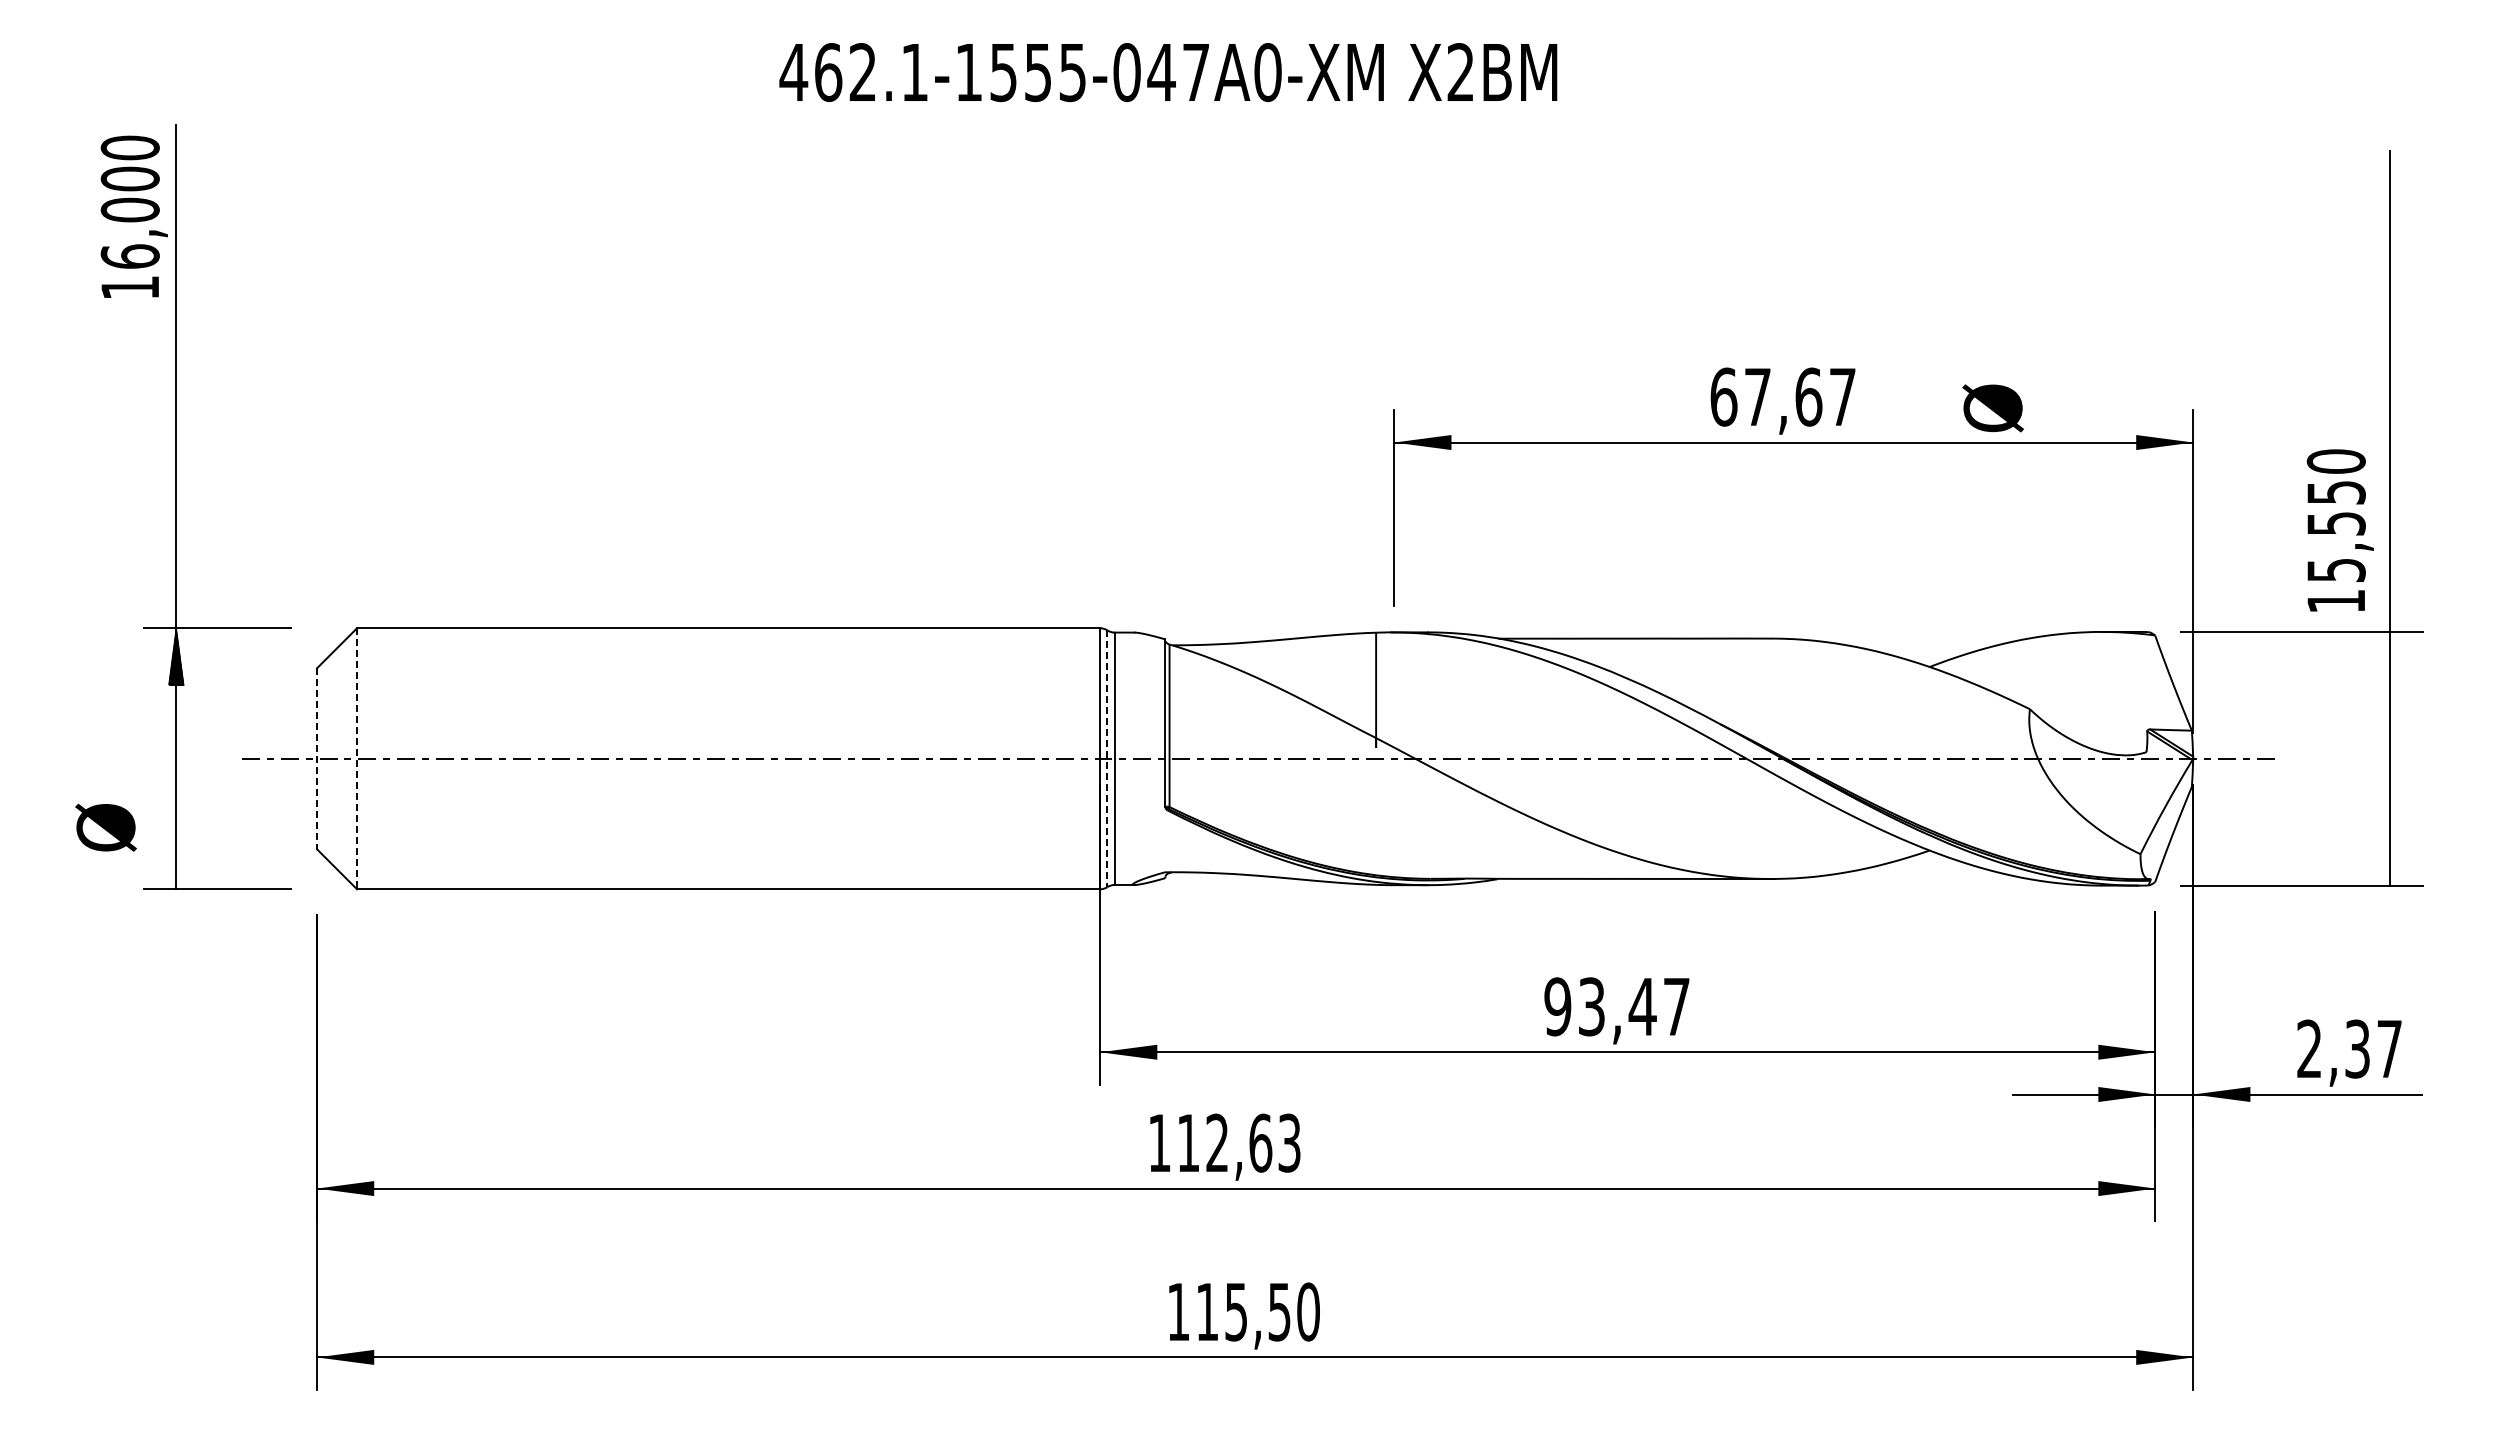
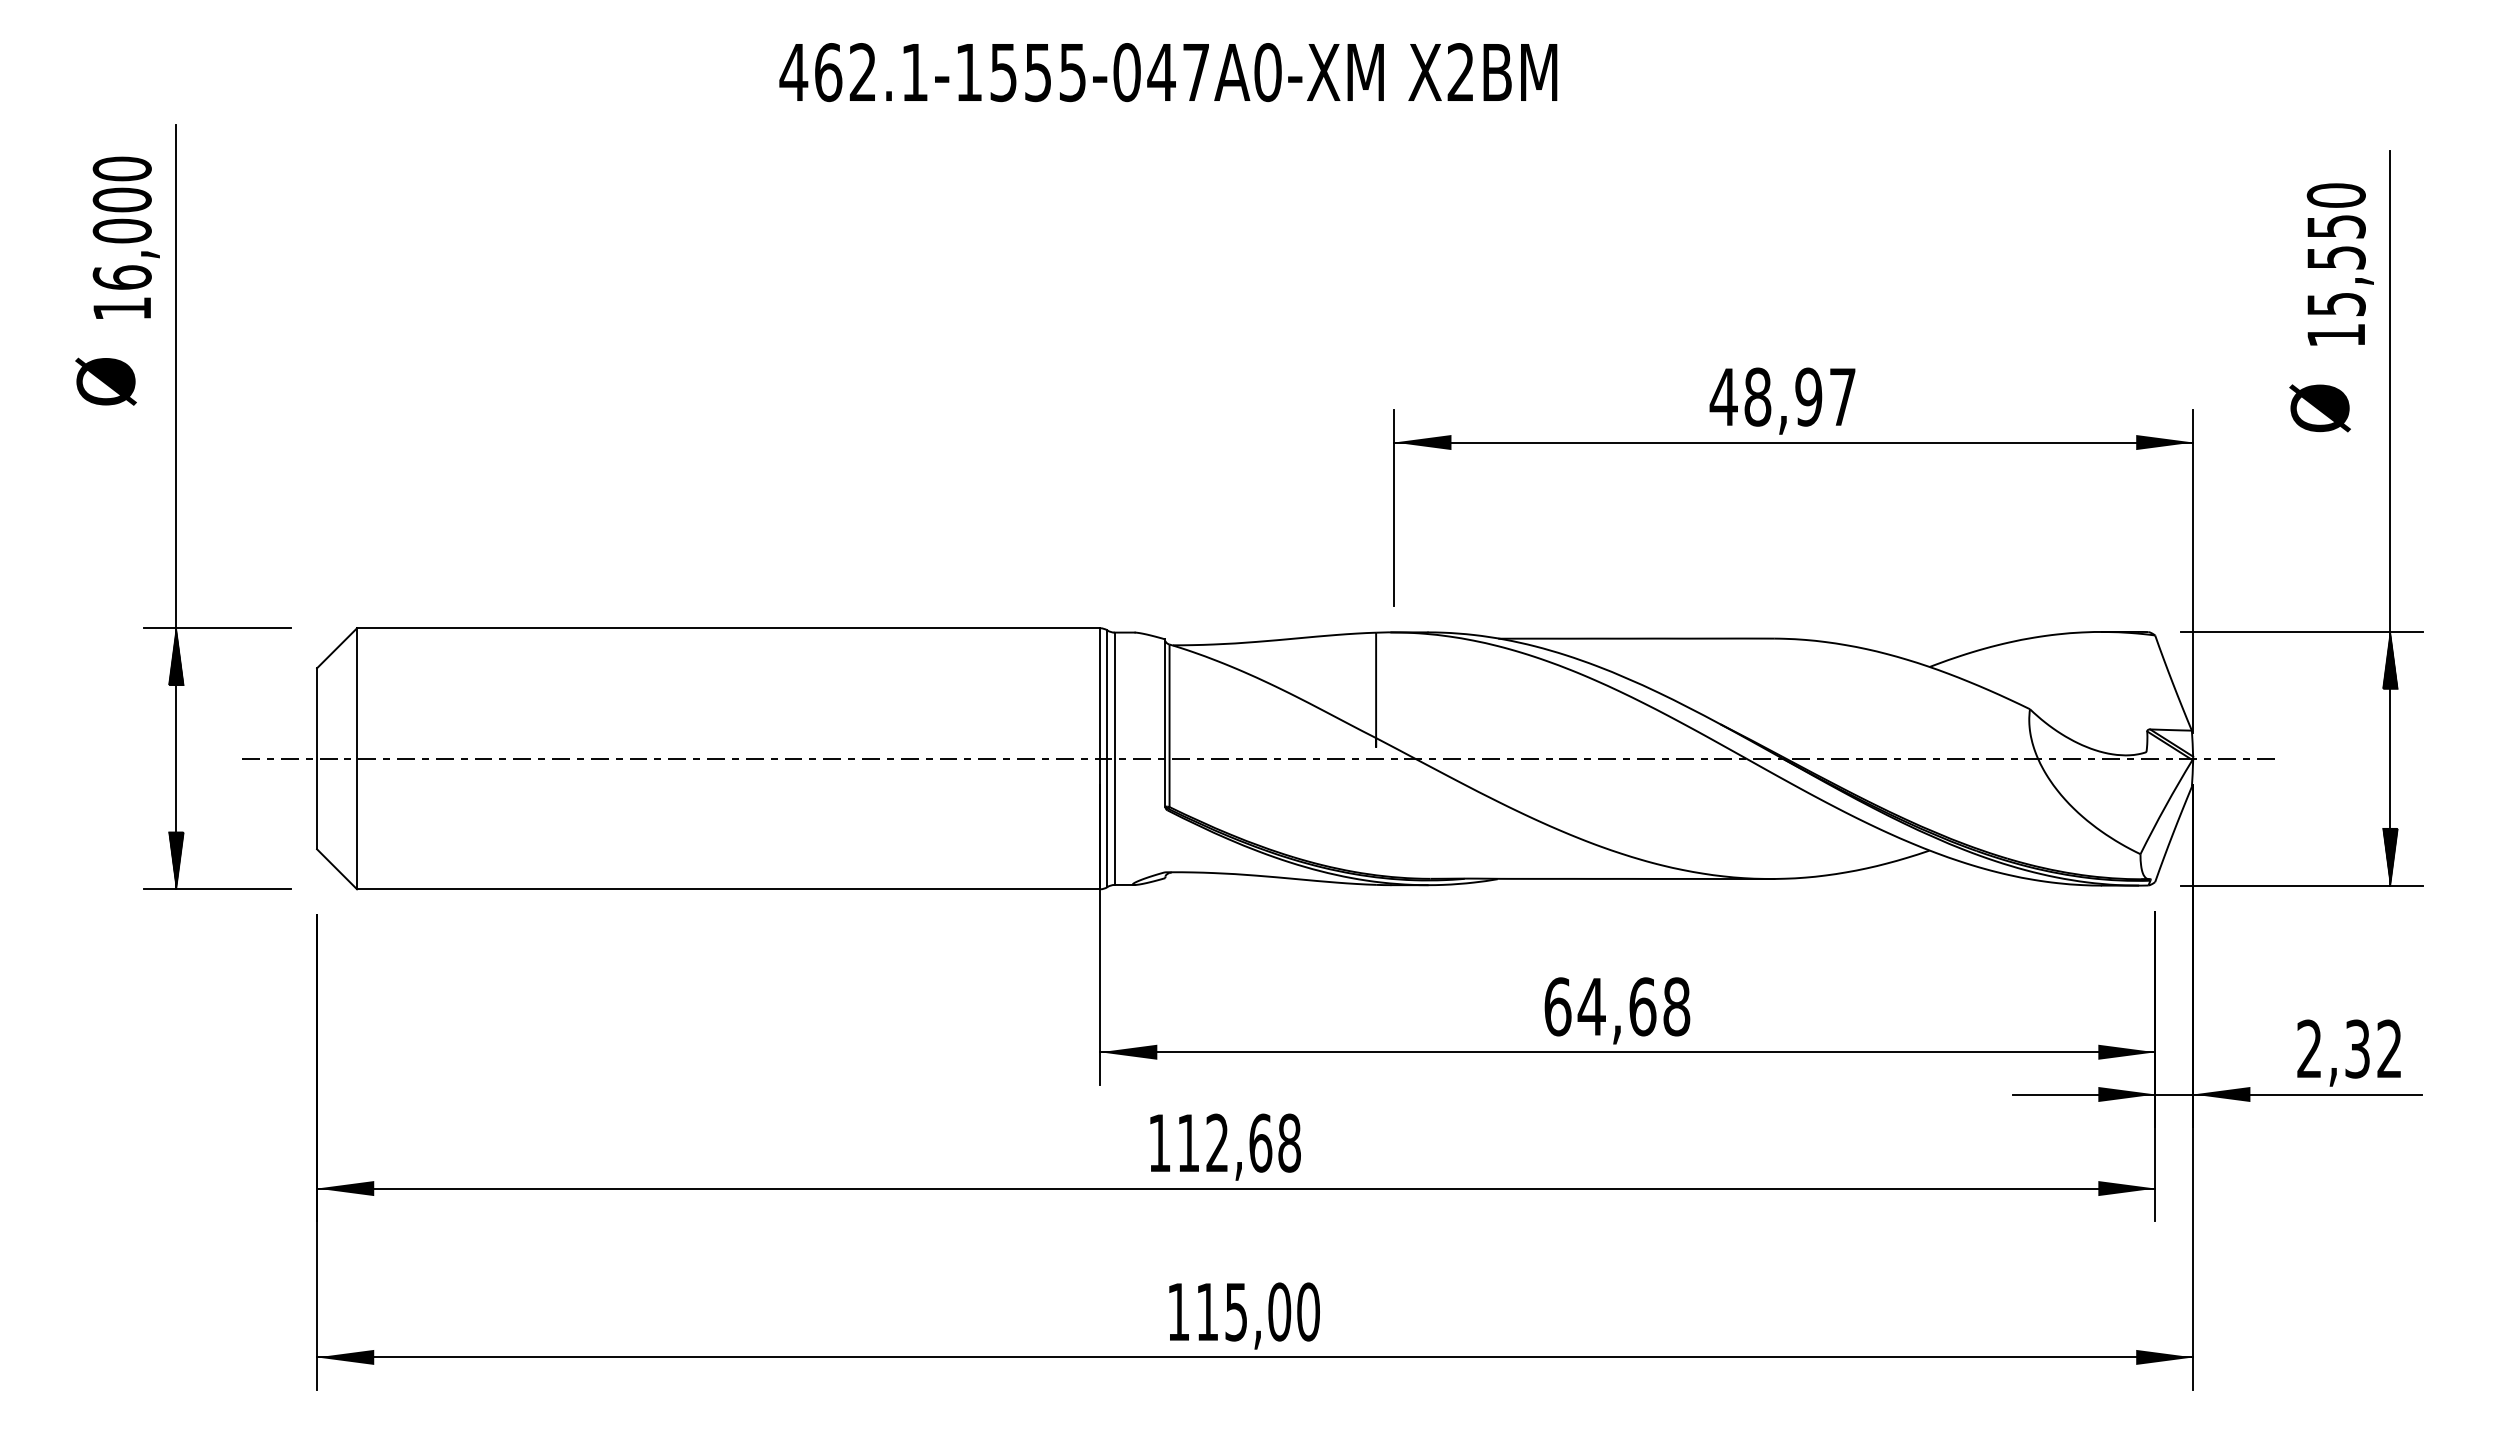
text position: (133, 216) -> (125, 237) (125, 237)
text: 67,67 -> 48,97 (1765, 396)
text position: (1992, 408) -> (2319, 408) (2319, 408)
text position: (2339, 530) -> (2339, 264) (2339, 264)
hatch: none -> present (2389, 660)
line: dashed -> solid (317, 758)
line: dashed -> solid (357, 758)
line: dashed -> solid (1107, 759)
text position: (105, 827) -> (105, 381) (105, 381)
hatch: none -> present (2389, 856)
hatch: none -> present (175, 860)
text: 93,47 -> 64,68 (1617, 1006)
text: 2,37 -> 2,32 (2389, 1048)
text: 112,63 -> 112,68 (1289, 1142)
text: 115,50 -> 115,00 (1279, 1311)
